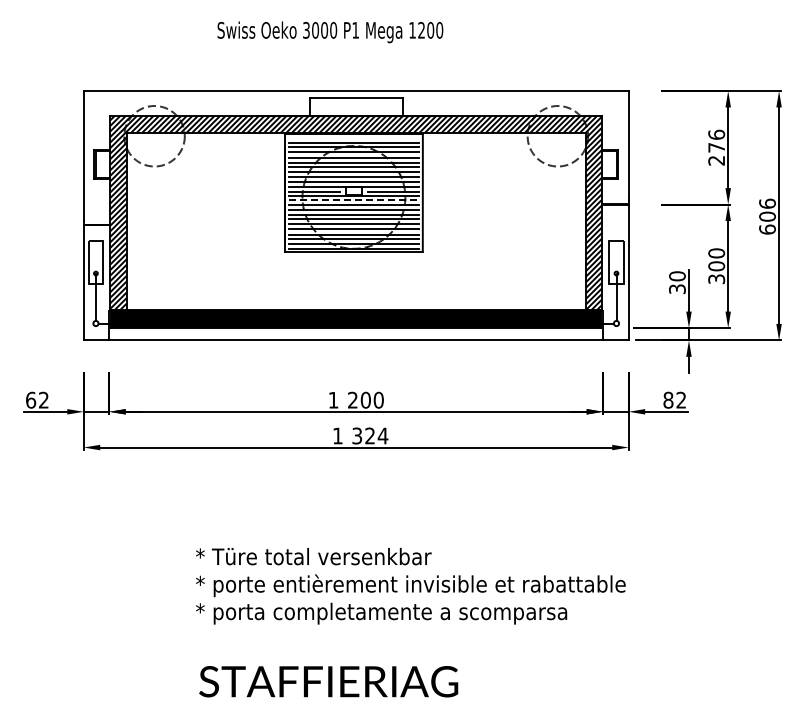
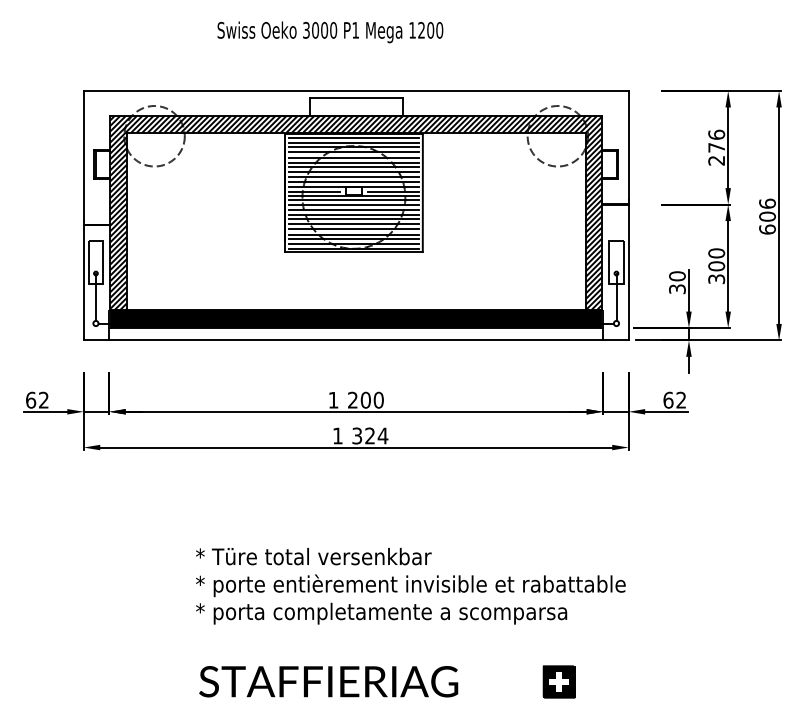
line: none -> present (353, 137)
line: dashed -> solid (353, 200)
text: 82 -> 62 (668, 399)
part: none -> present (558, 681)
